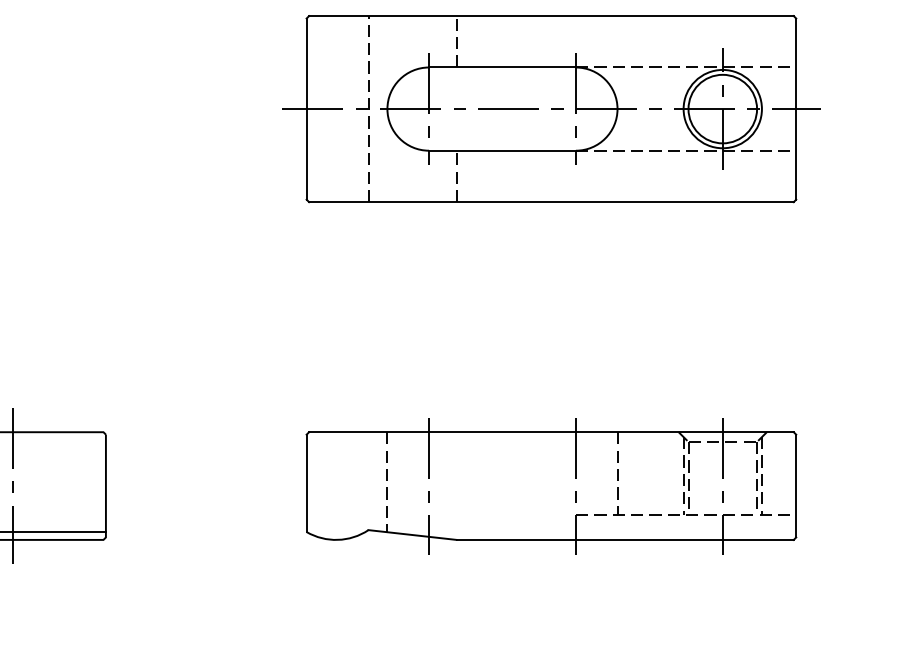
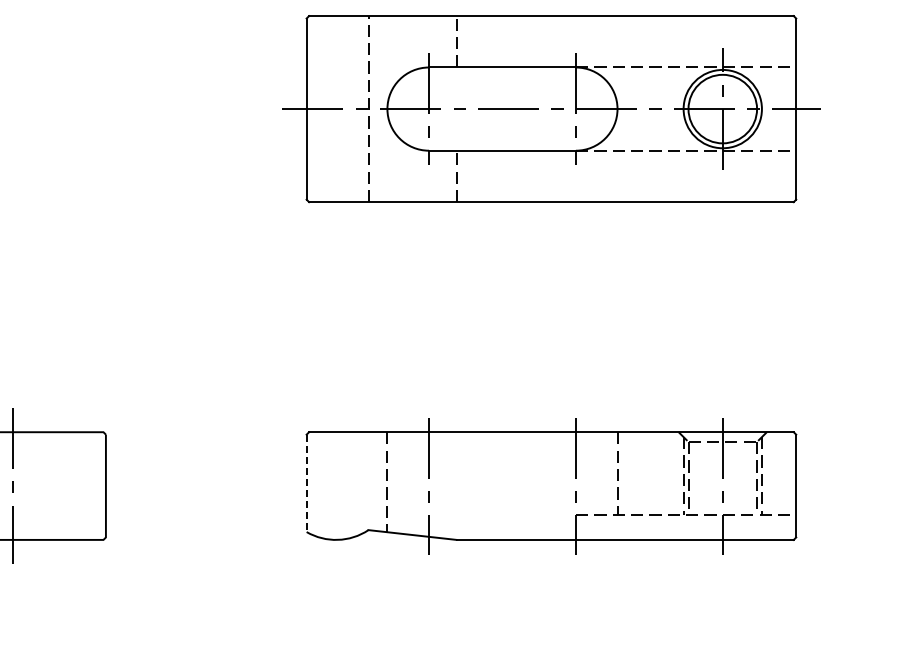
line: solid -> dashed (306, 483)
line: present -> none (53, 532)
